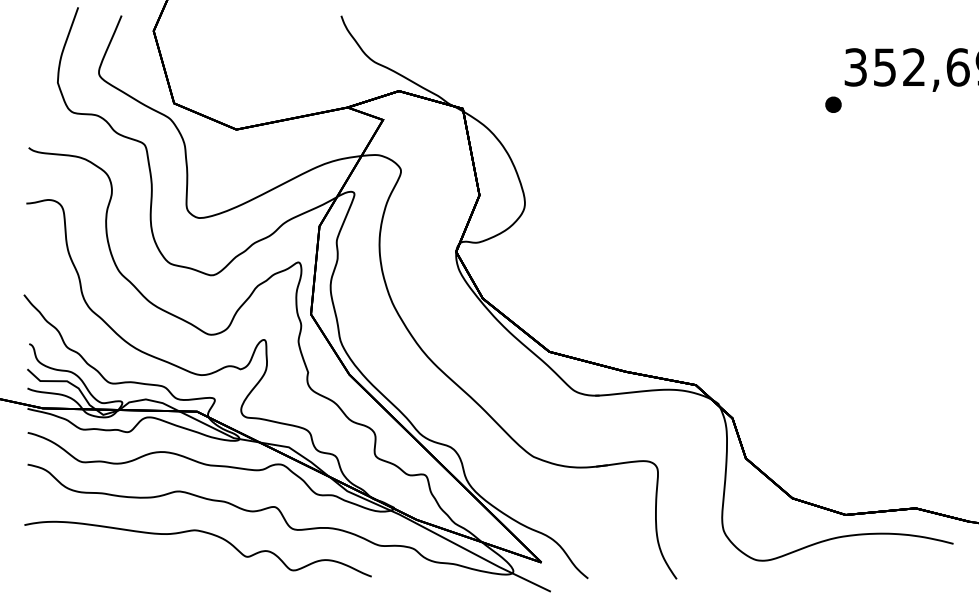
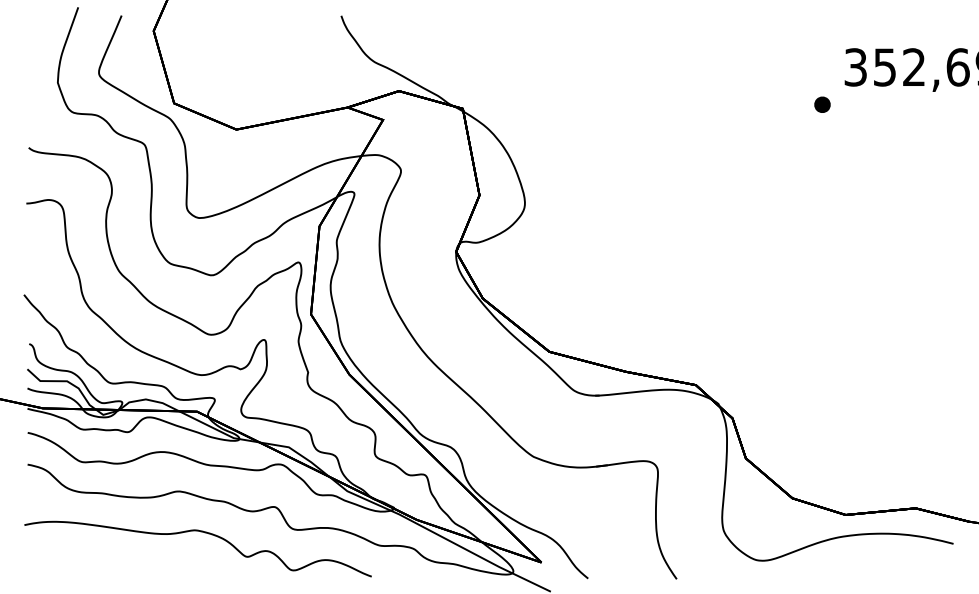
part position: (833, 104) -> (822, 104) (822, 104)
